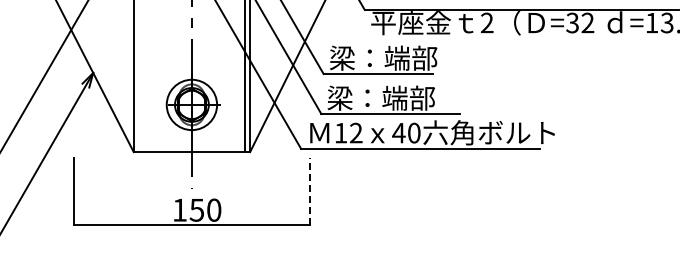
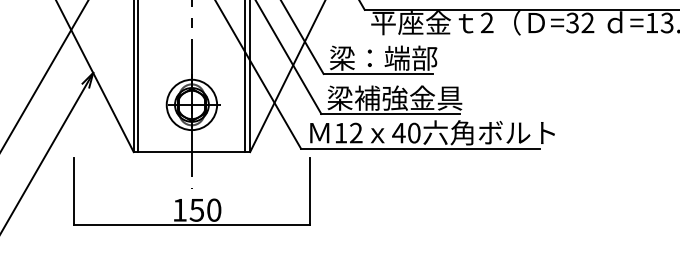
line: none -> present (138, 77)
text: 梁：端部 -> 梁補強金具 (408, 97)
line: dashed -> solid (309, 191)
